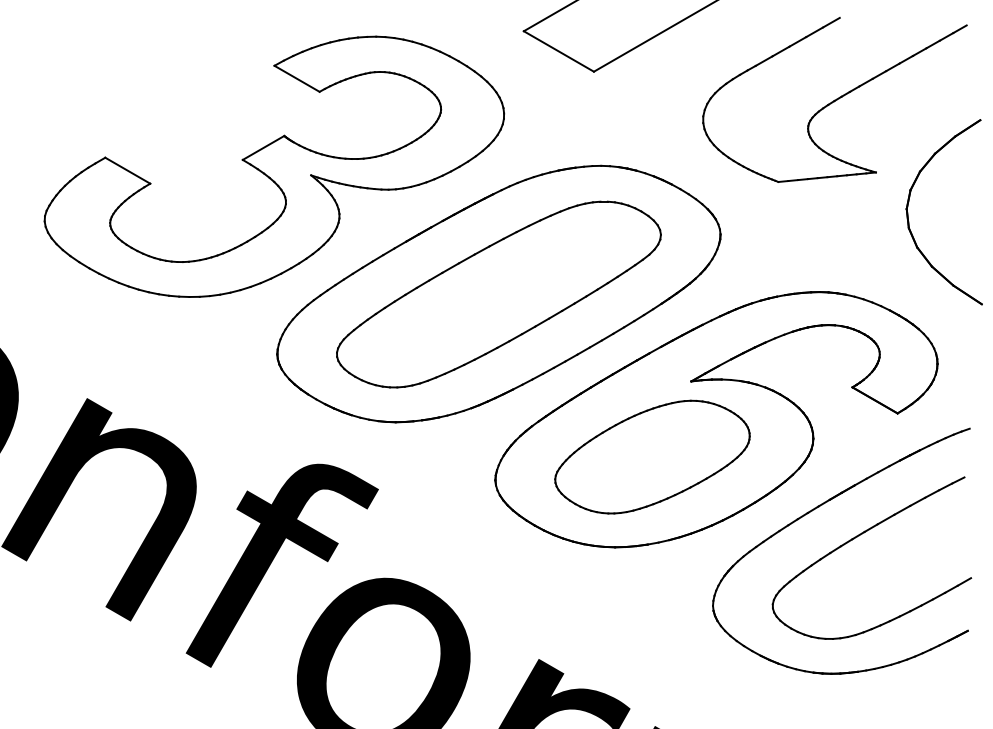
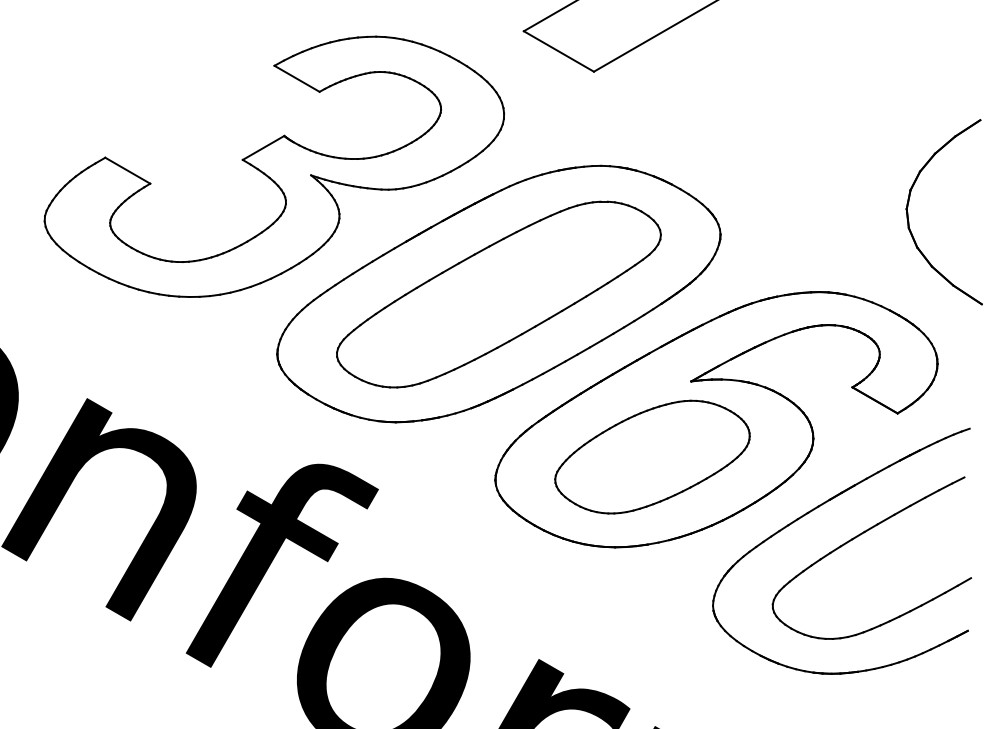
part: present -> none (834, 99)
